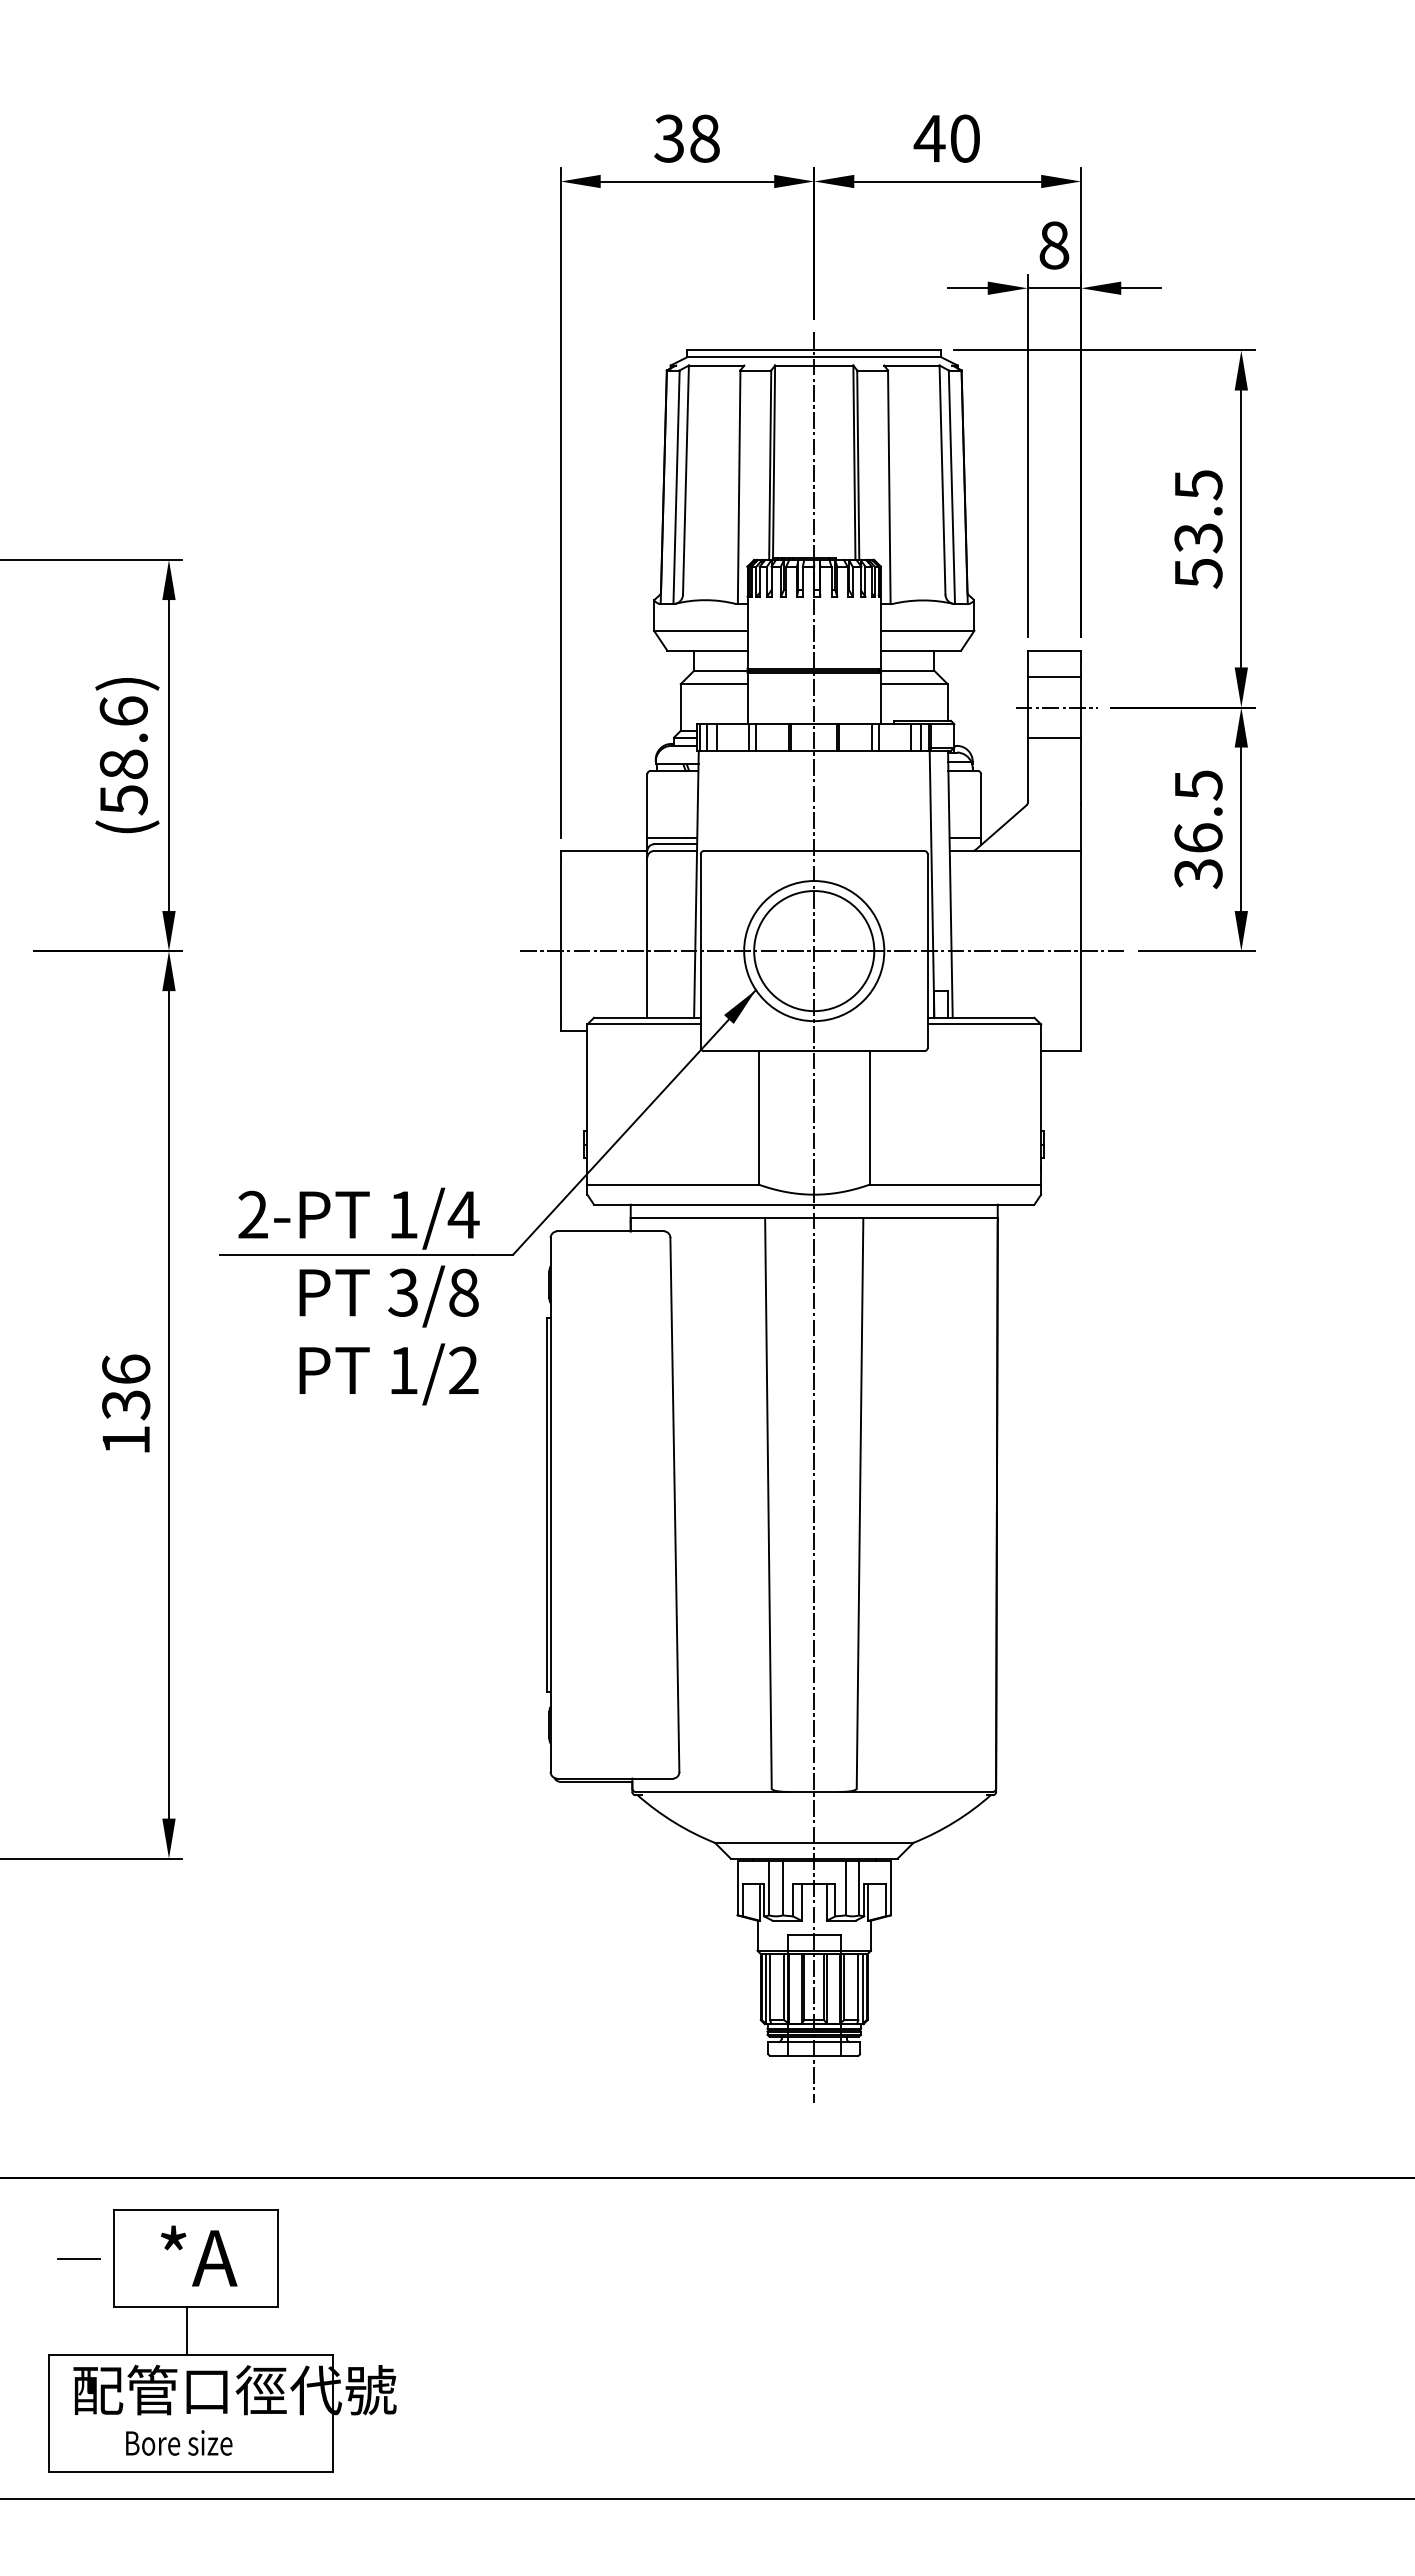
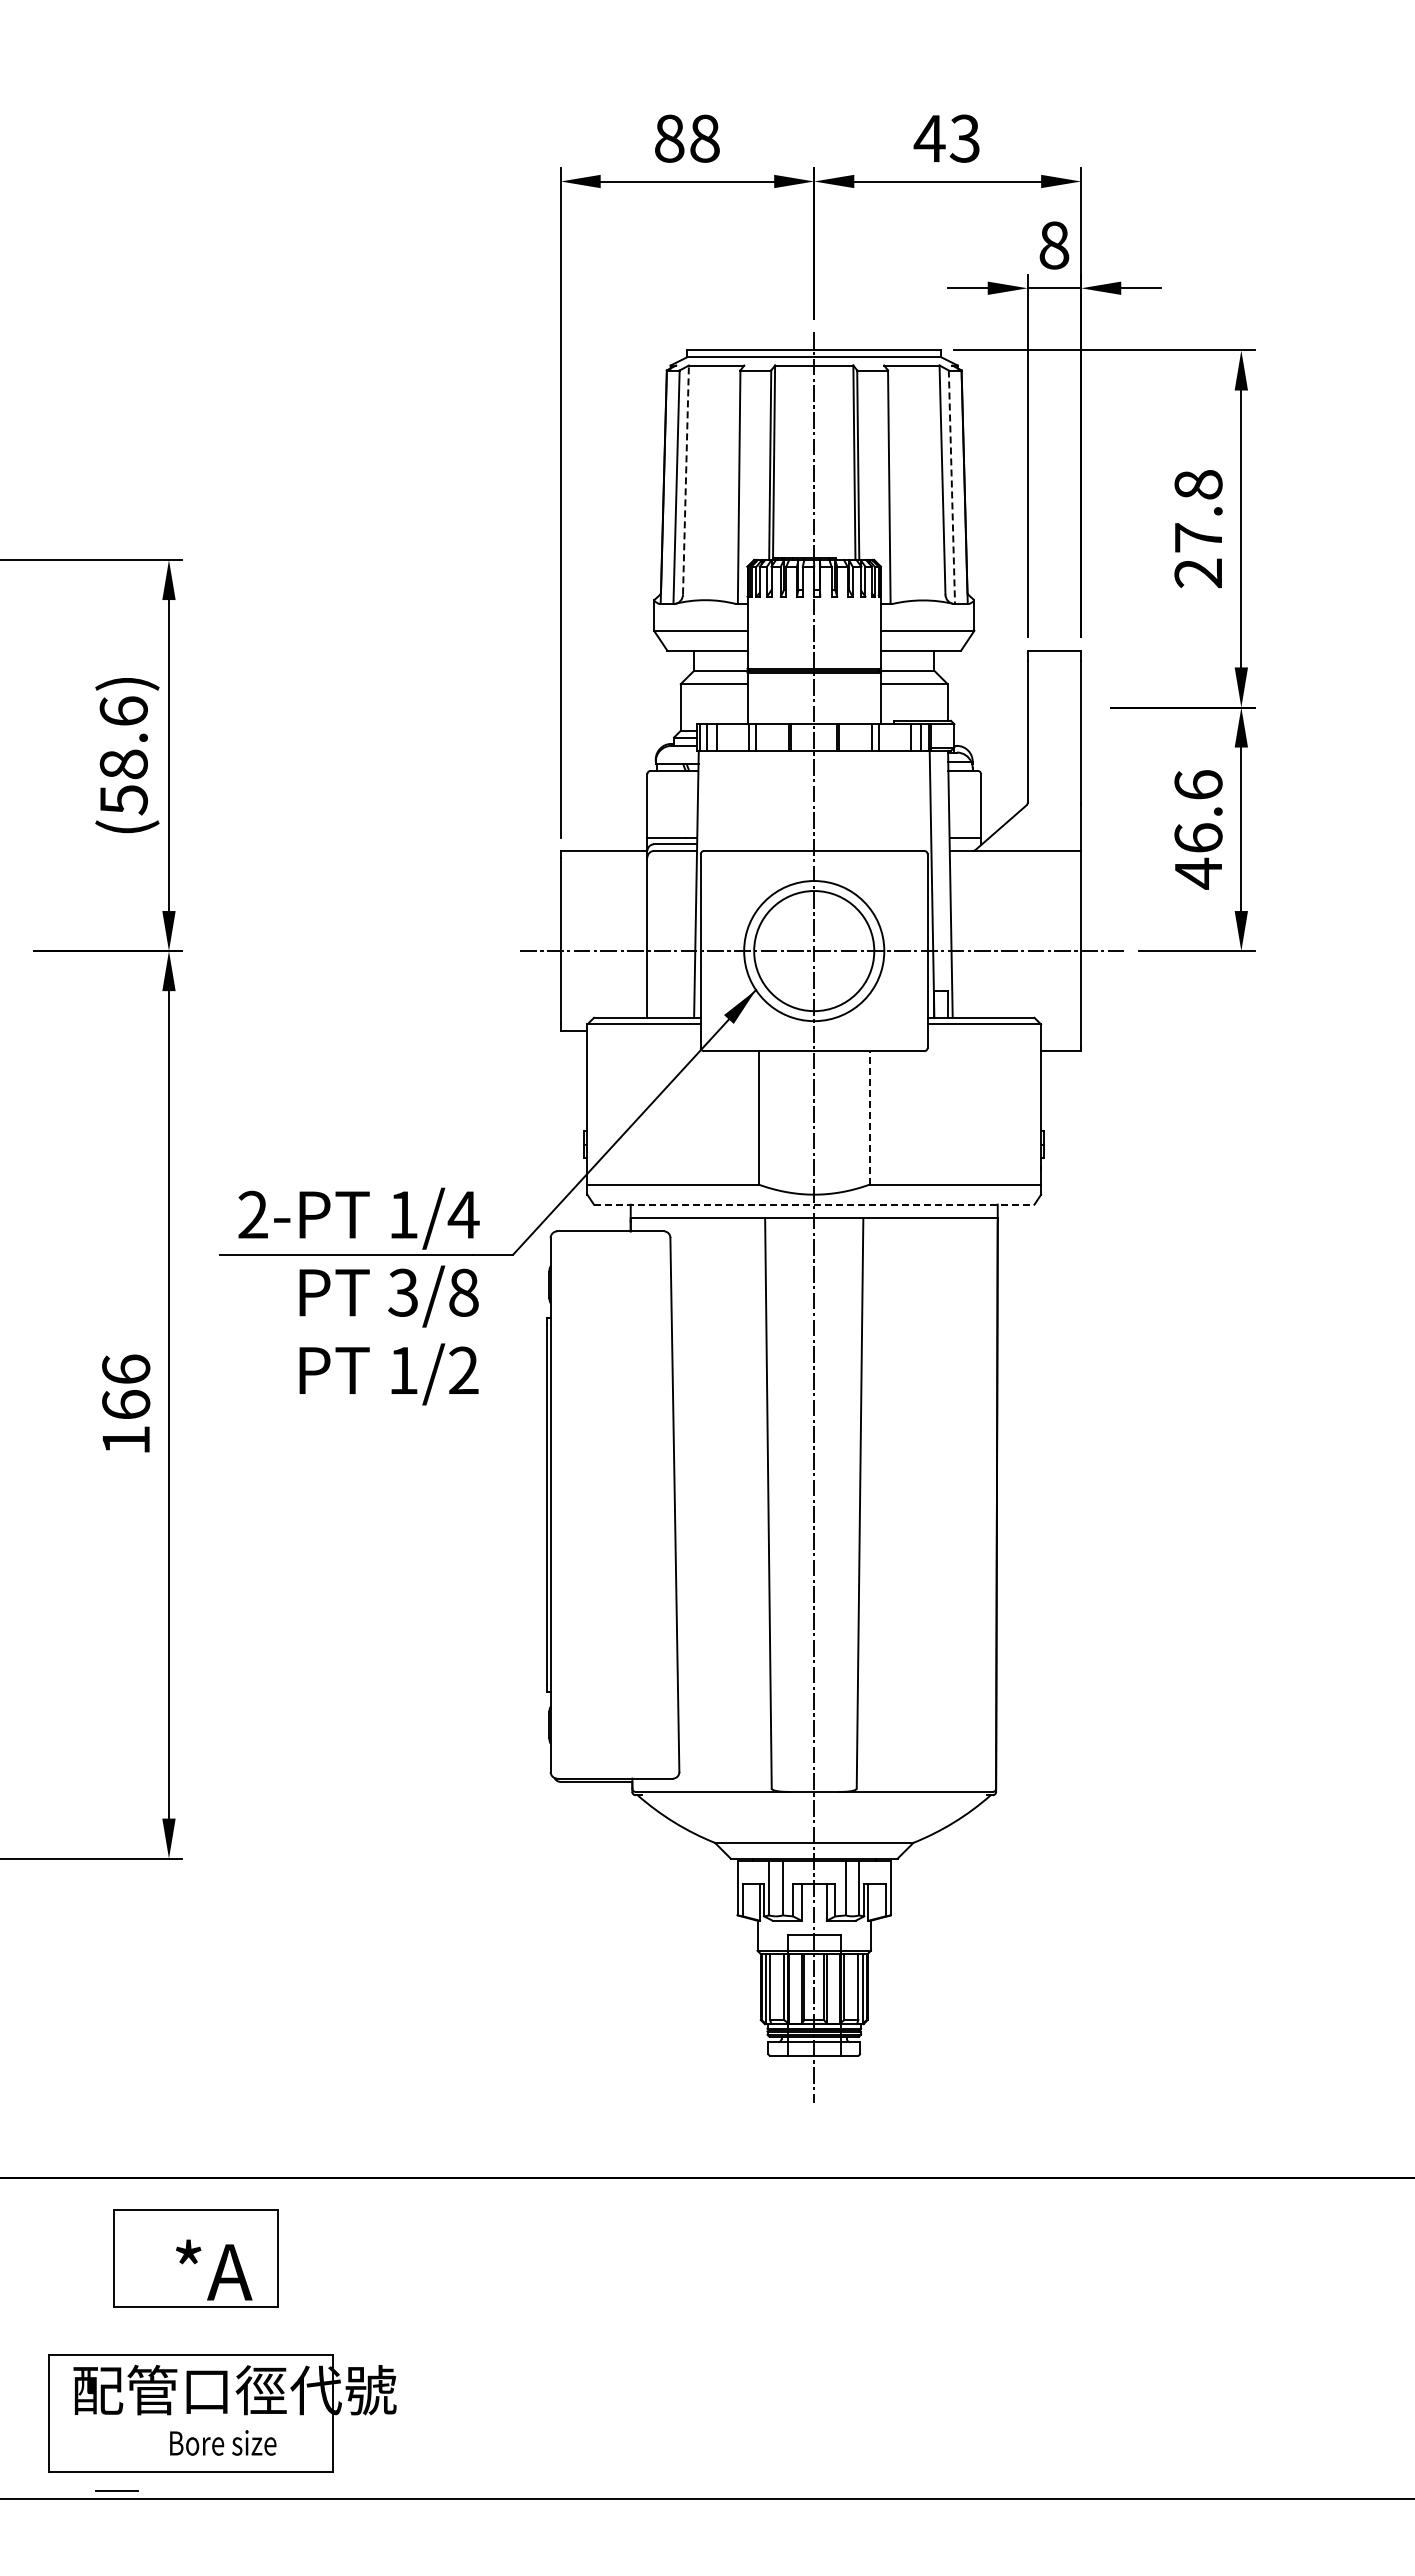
text: 38 -> 88 (669, 138)
text: 40 -> 43 (964, 138)
line: solid -> dashed (685, 479)
line: solid -> dashed (951, 487)
text: 53.5 -> 27.8 (1198, 529)
line: present -> none (1054, 677)
line: present -> none (1056, 707)
line: present -> none (1054, 737)
text: 36.5 -> 46.6 (1198, 829)
line: solid -> dashed (869, 1117)
line: solid -> dashed (814, 1204)
text: 136 -> 166 (126, 1405)
text position: (199, 2255) -> (214, 2269) (214, 2269)
line position: (78, 2258) -> (116, 2490) (116, 2490)
line: present -> none (187, 2330)
text position: (179, 2442) -> (223, 2442) (223, 2442)
